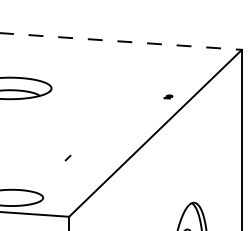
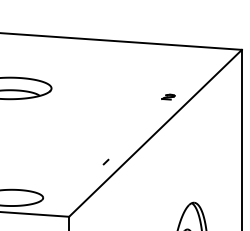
line: dashed -> solid (121, 41)
part size: 11x6 px -> 15x8 px (168, 96)
line position: (67, 157) -> (105, 161) (105, 161)
